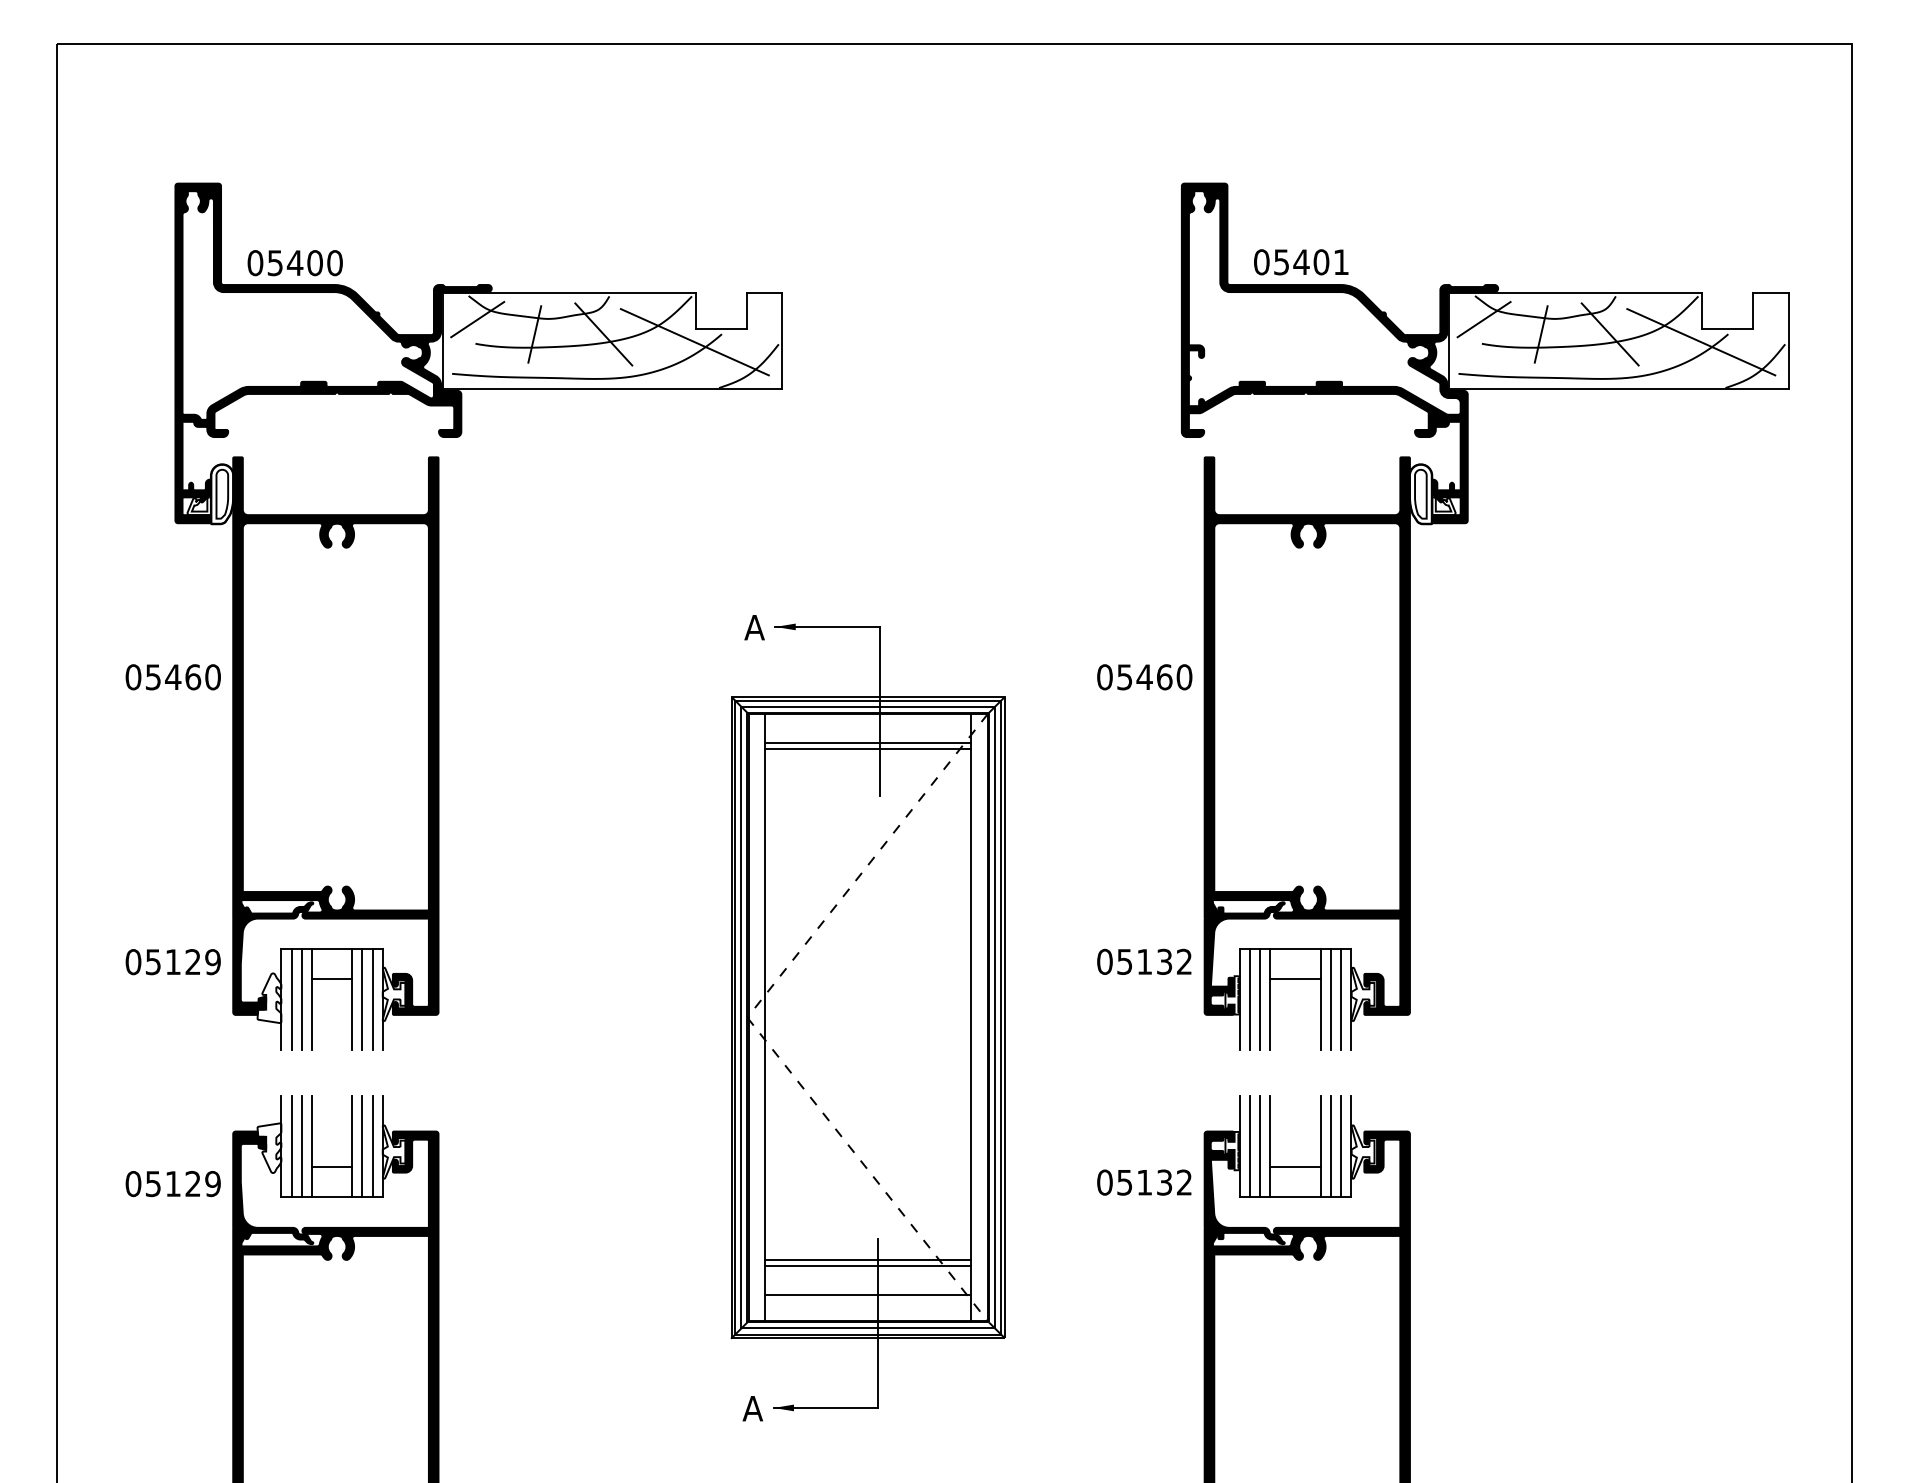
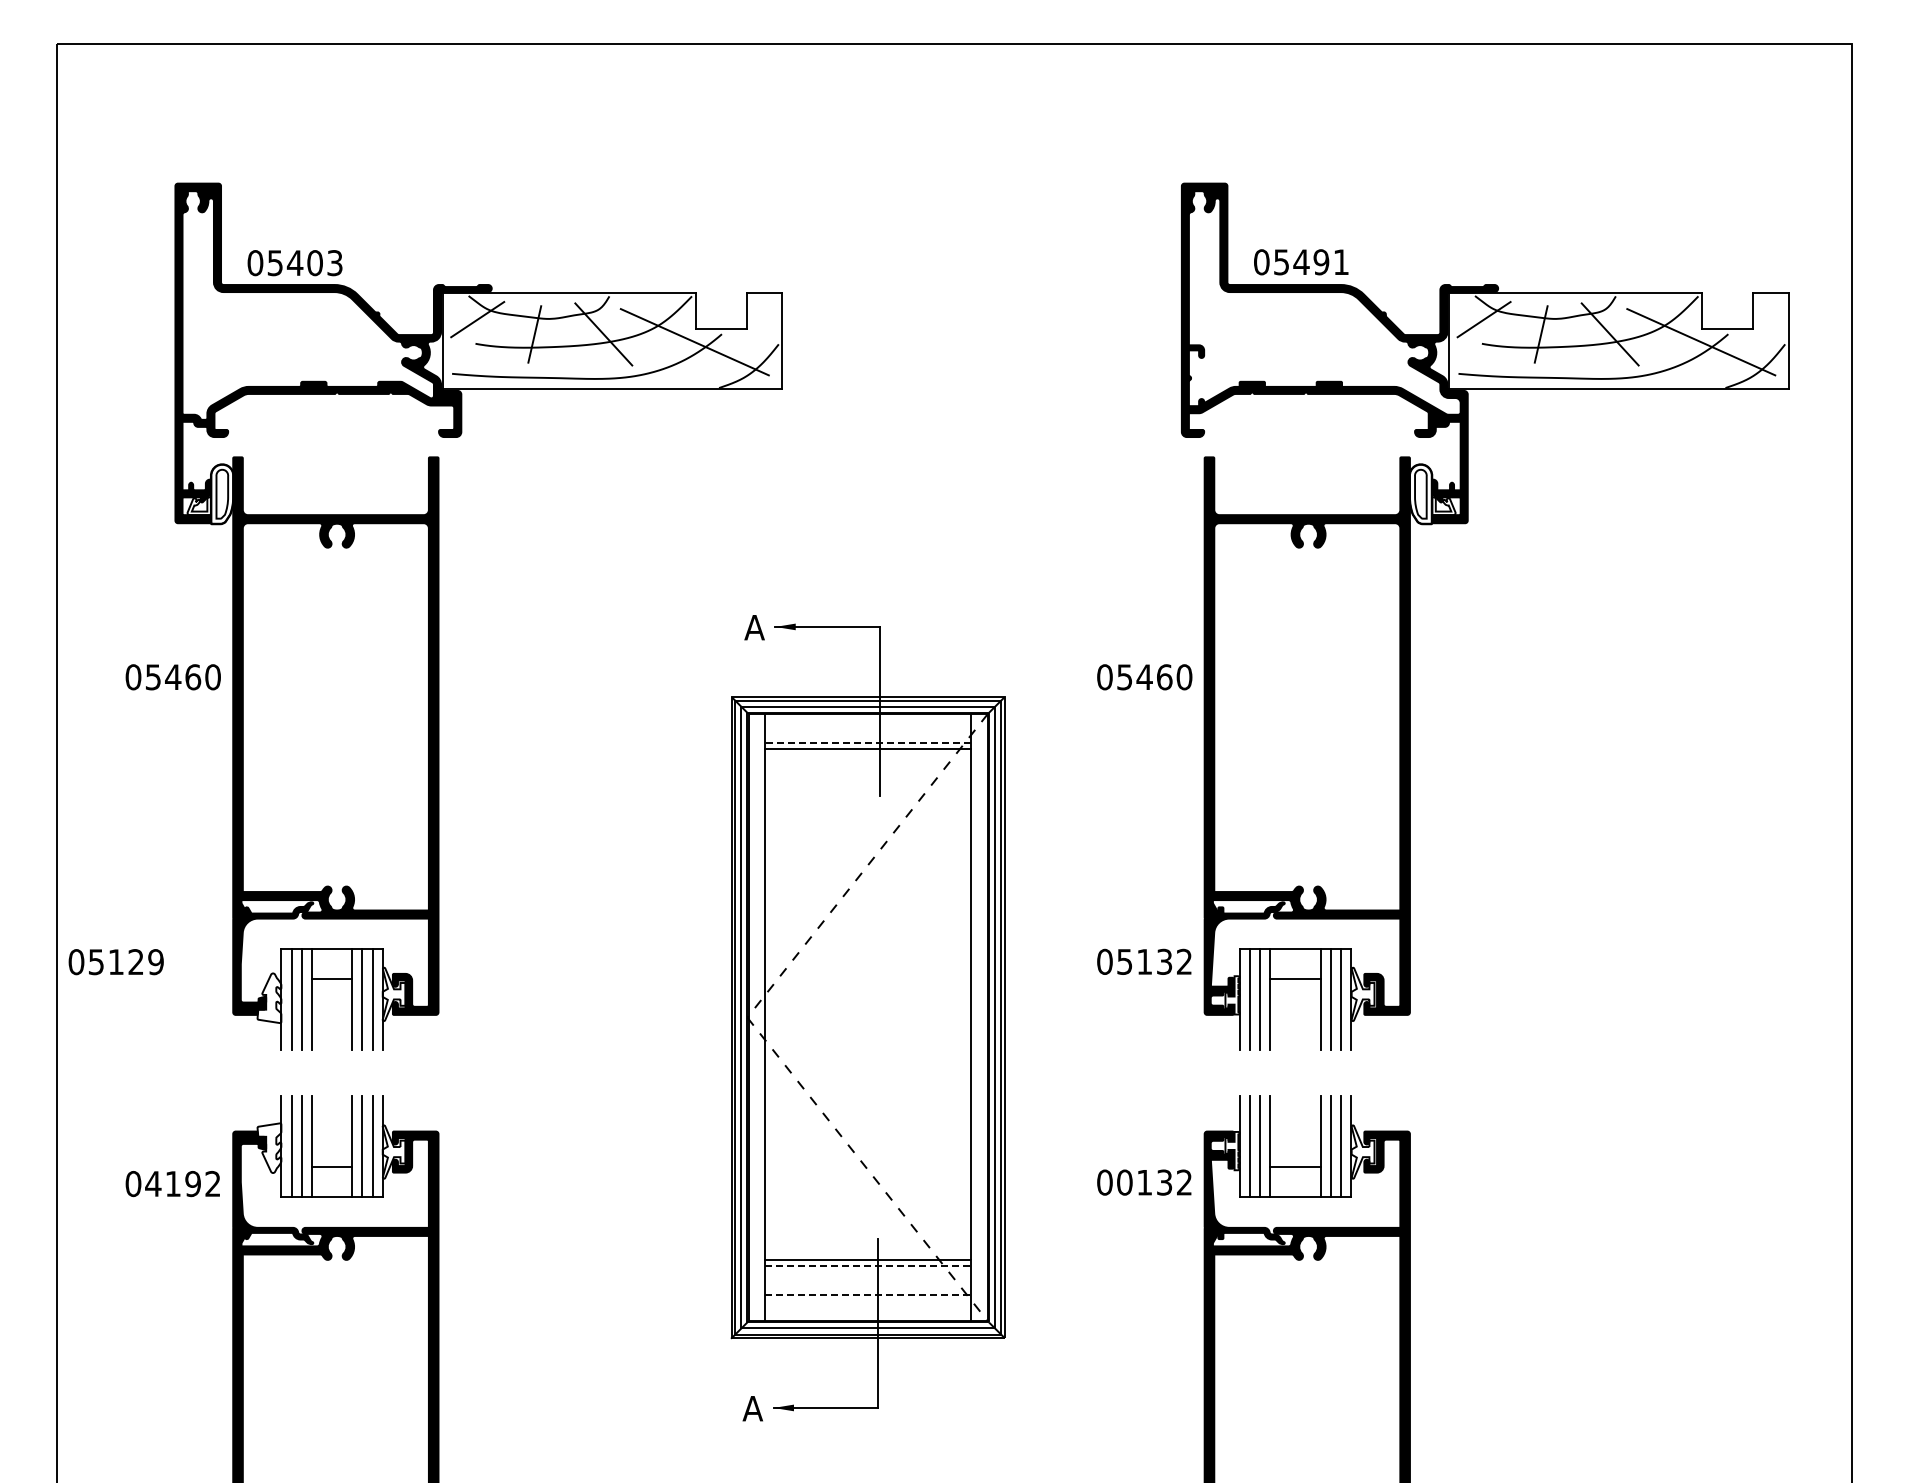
text: 05401 -> 05491 (1321, 262)
text: 05400 -> 05403 (334, 263)
line: solid -> dashed (868, 743)
text position: (172, 962) -> (115, 962) (115, 962)
text: 05132 -> 00132 (1124, 1182)
text: 05129 -> 04192 (182, 1184)
line: solid -> dashed (868, 1265)
line: solid -> dashed (868, 1295)
